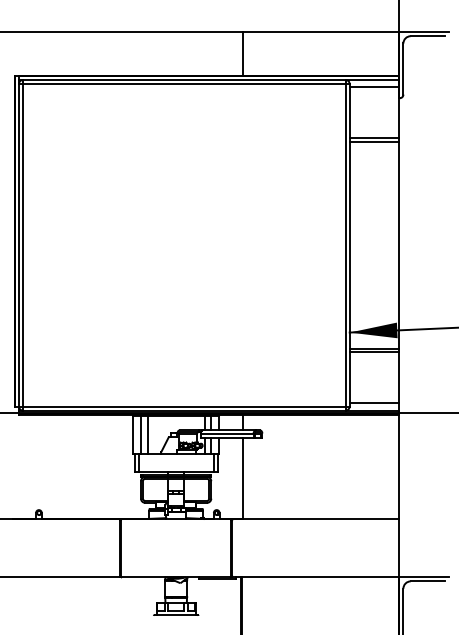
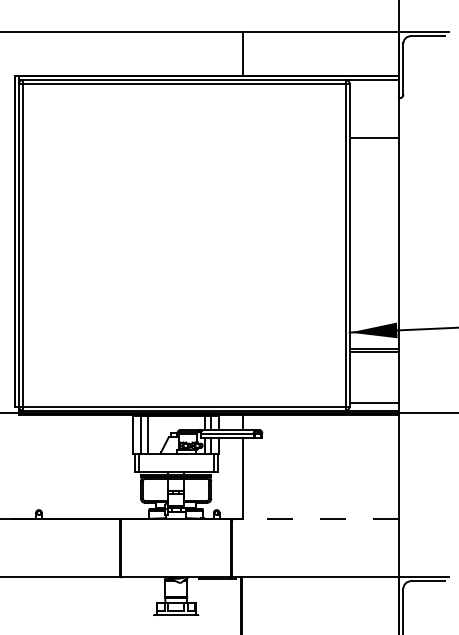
line: present -> none (374, 87)
line: present -> none (374, 141)
line: solid -> dashed (315, 519)
